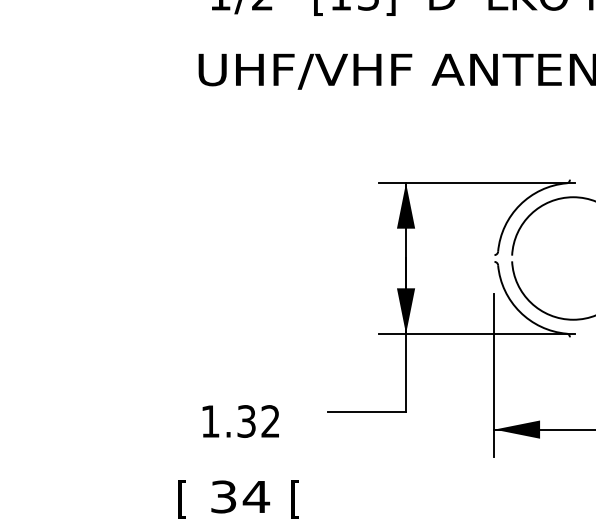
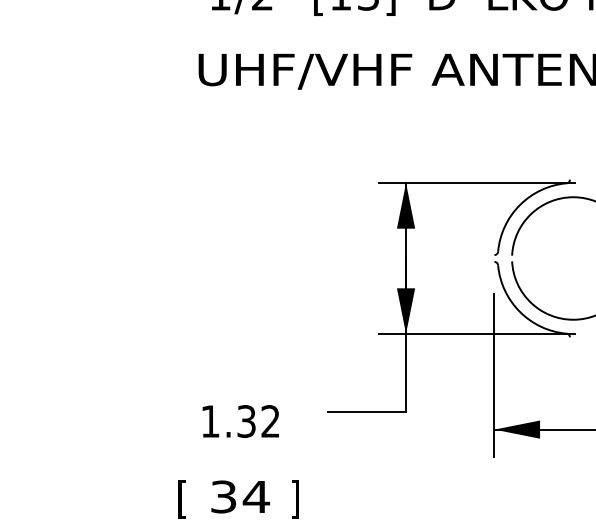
text: [ -> ] (294, 499)
